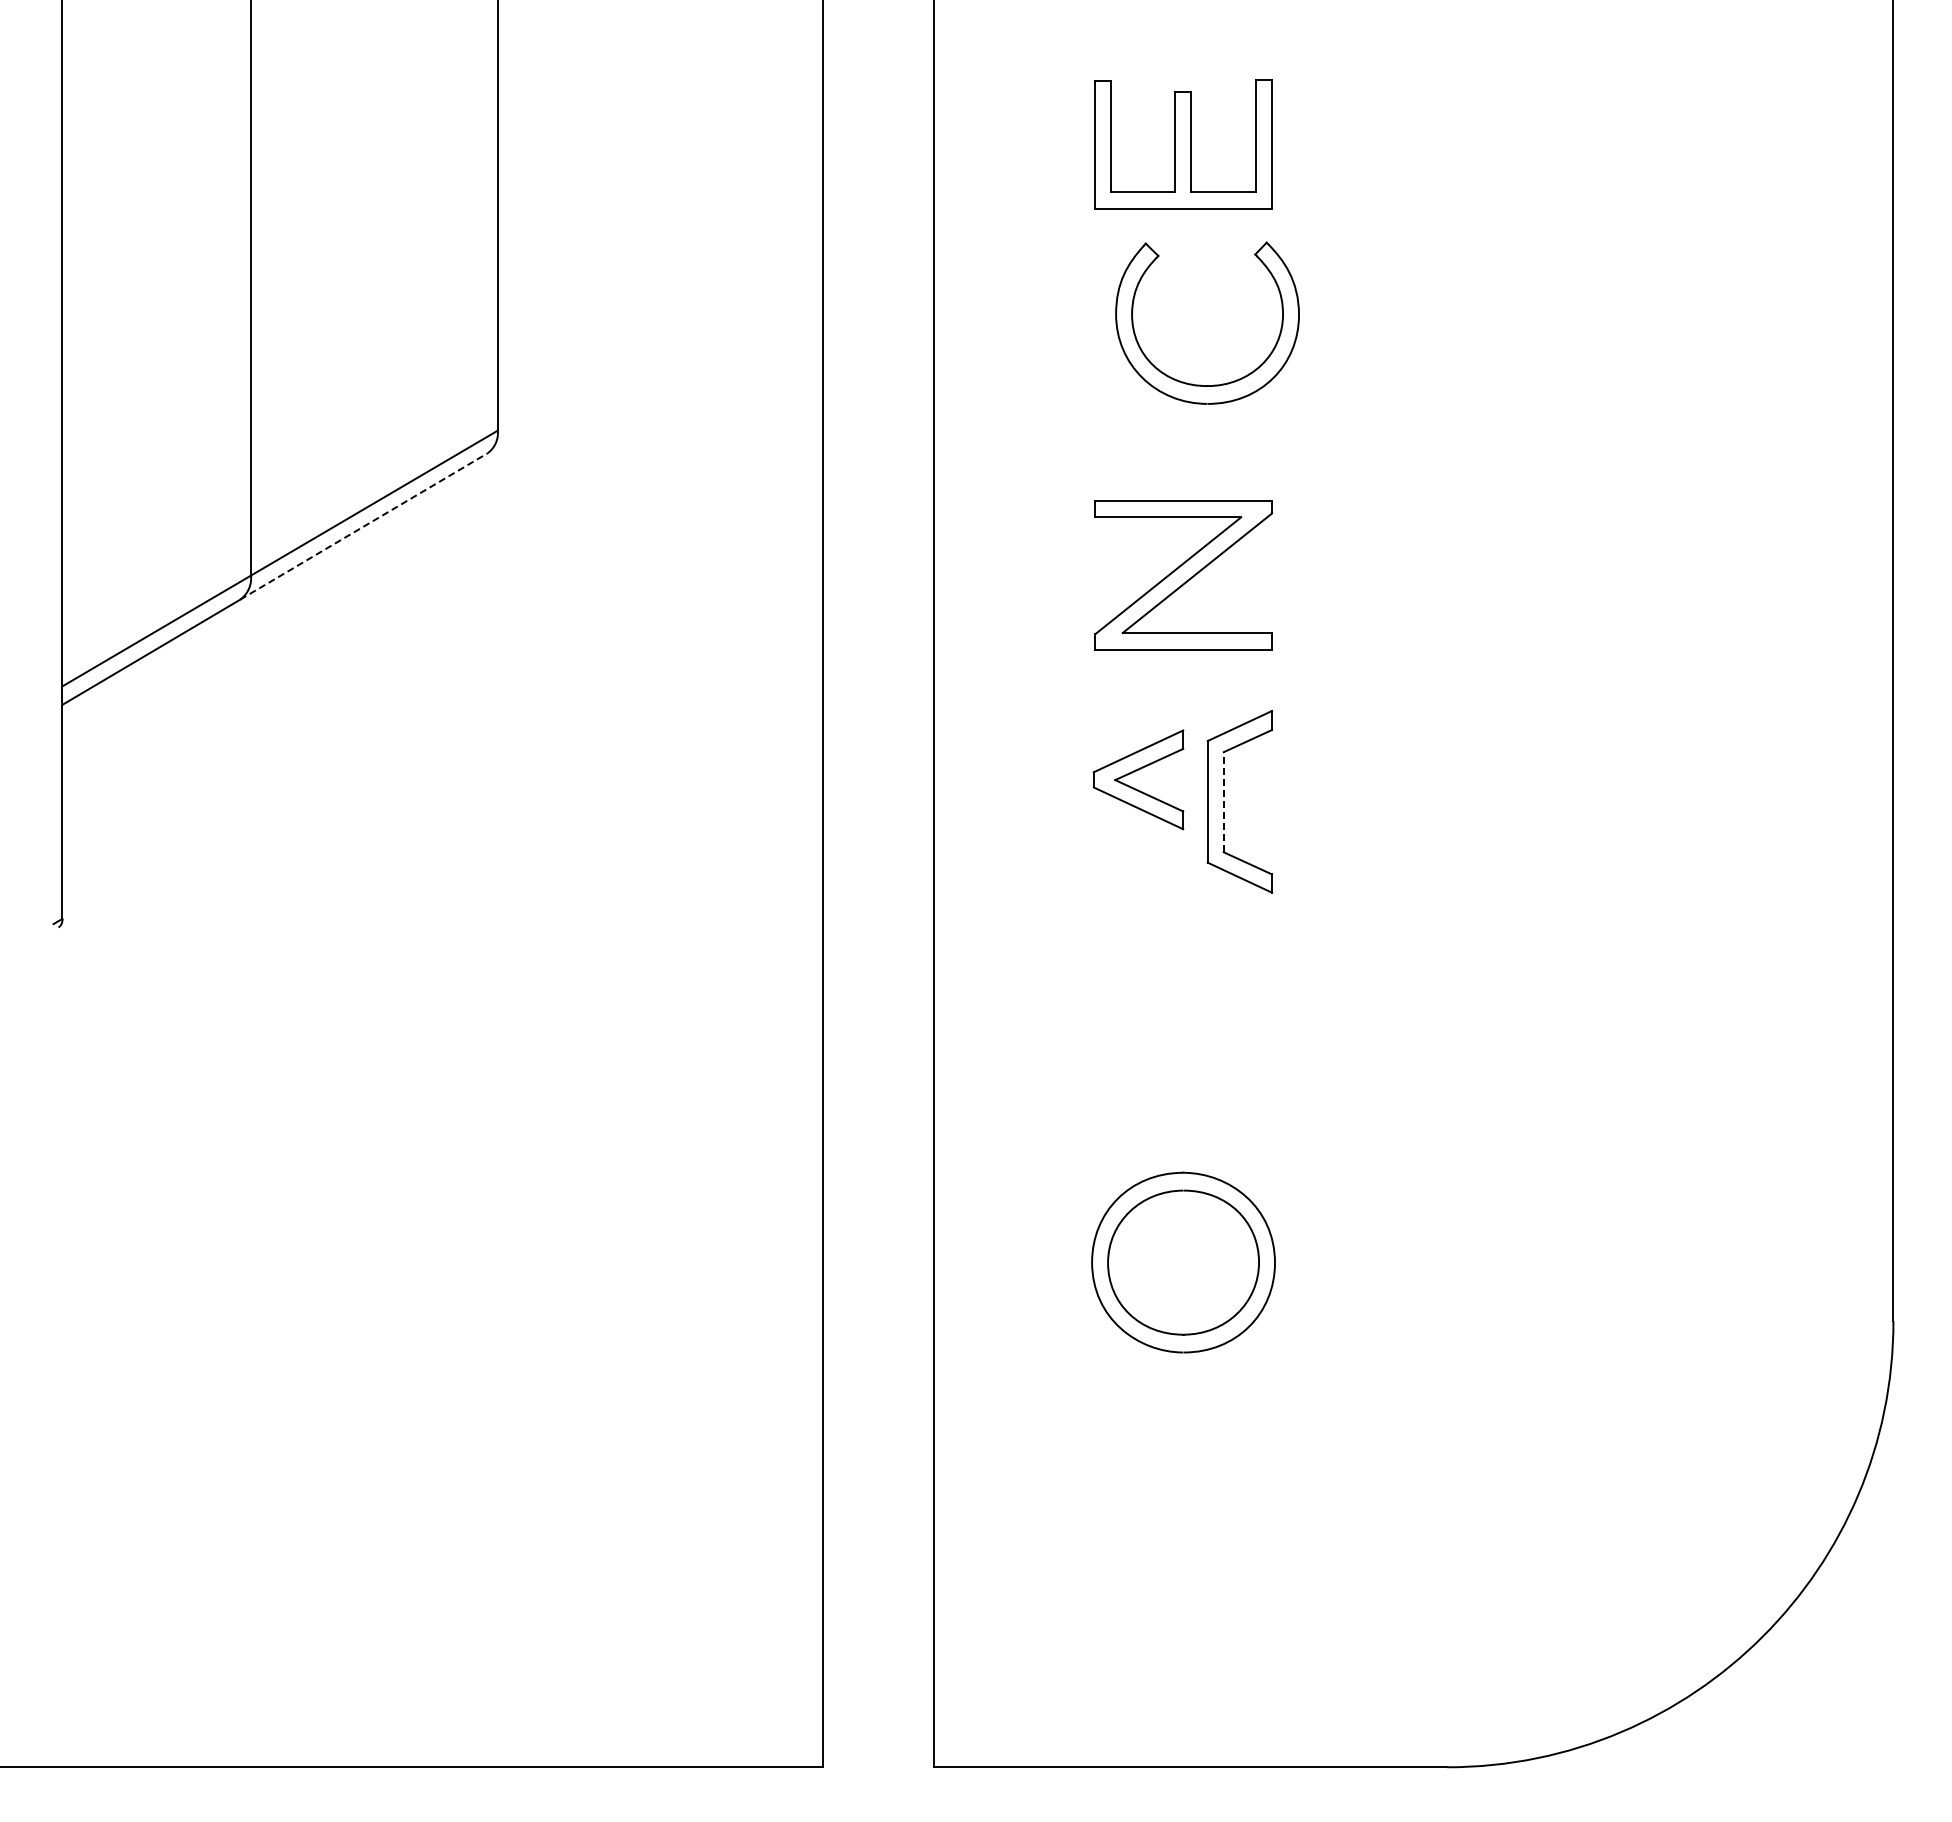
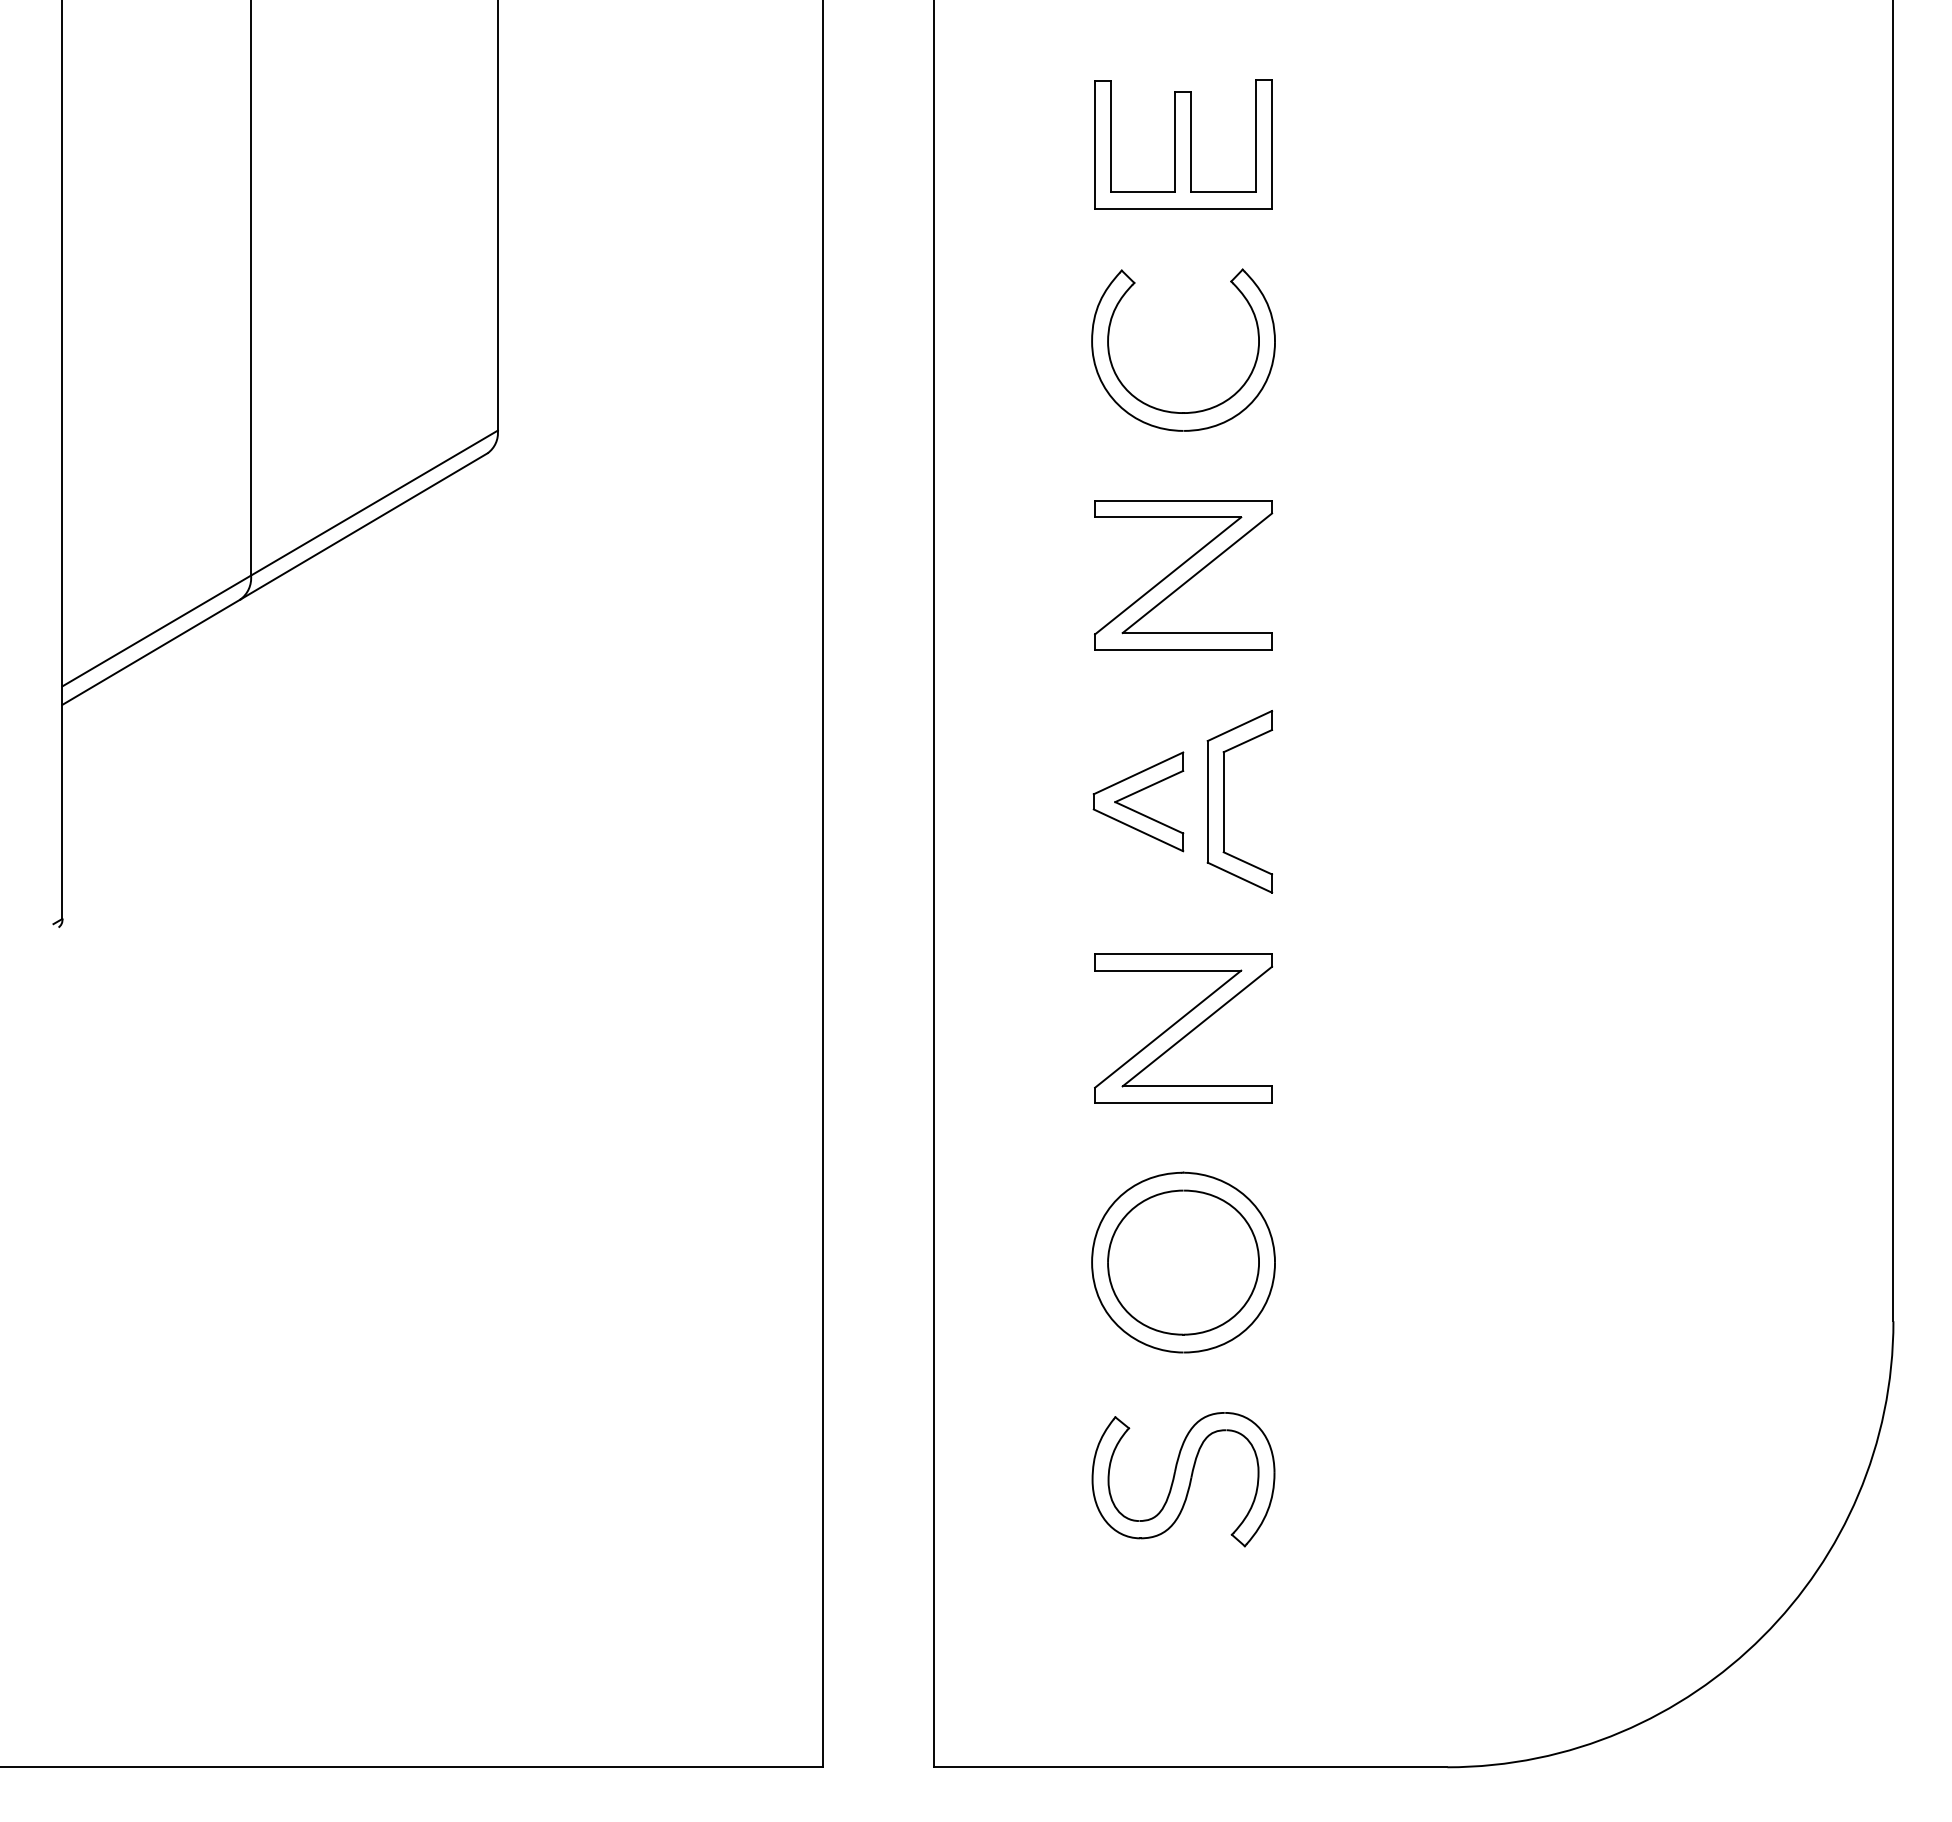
part position: (1200, 384) -> (1176, 411) (1176, 411)
line: dashed -> solid (364, 526)
part position: (1134, 772) -> (1134, 794) (1134, 794)
line: dashed -> solid (1223, 801)
part: none -> present (1183, 1028)
part: none -> present (1183, 1479)
